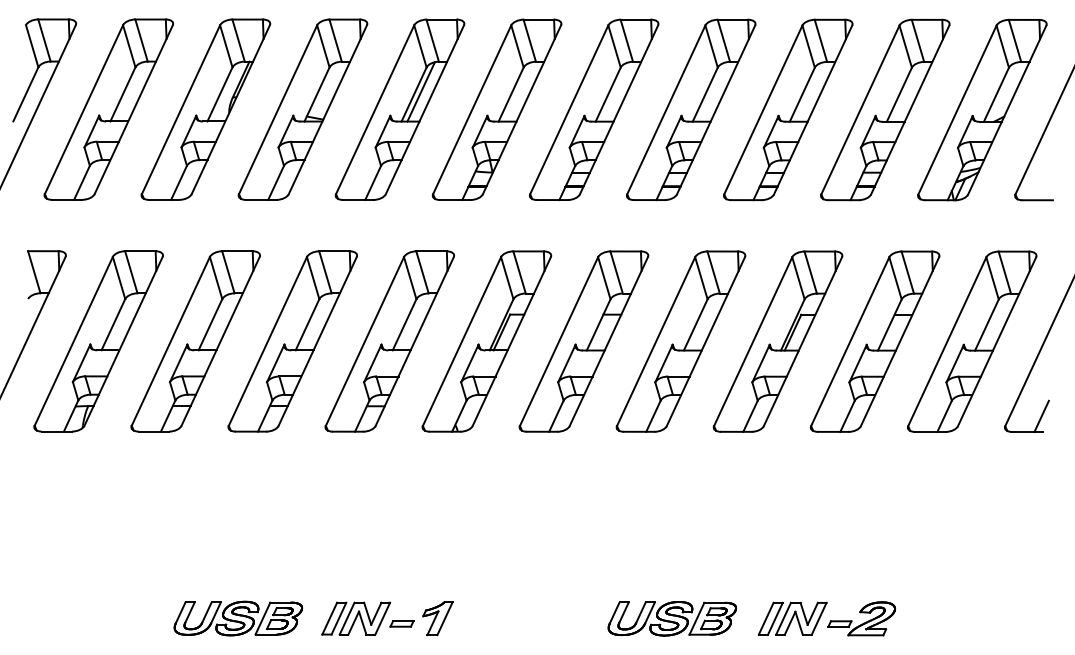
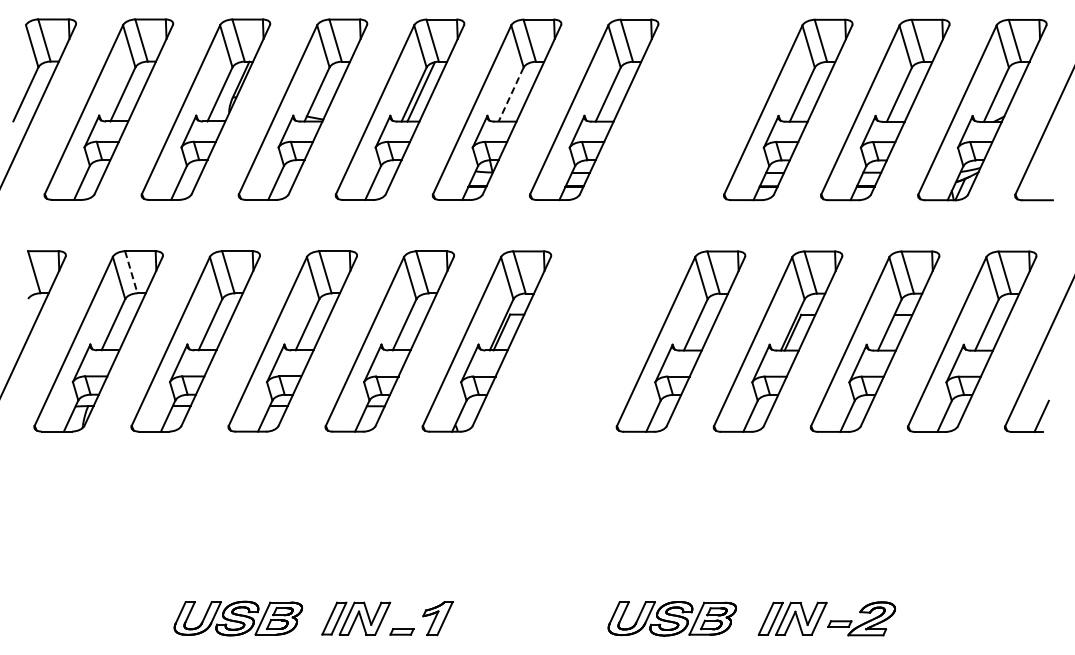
line: solid -> dashed (511, 94)
part: present -> none (691, 109)
line: solid -> dashed (131, 272)
part: present -> none (583, 341)
part position: (401, 623) -> (401, 631) (401, 631)
